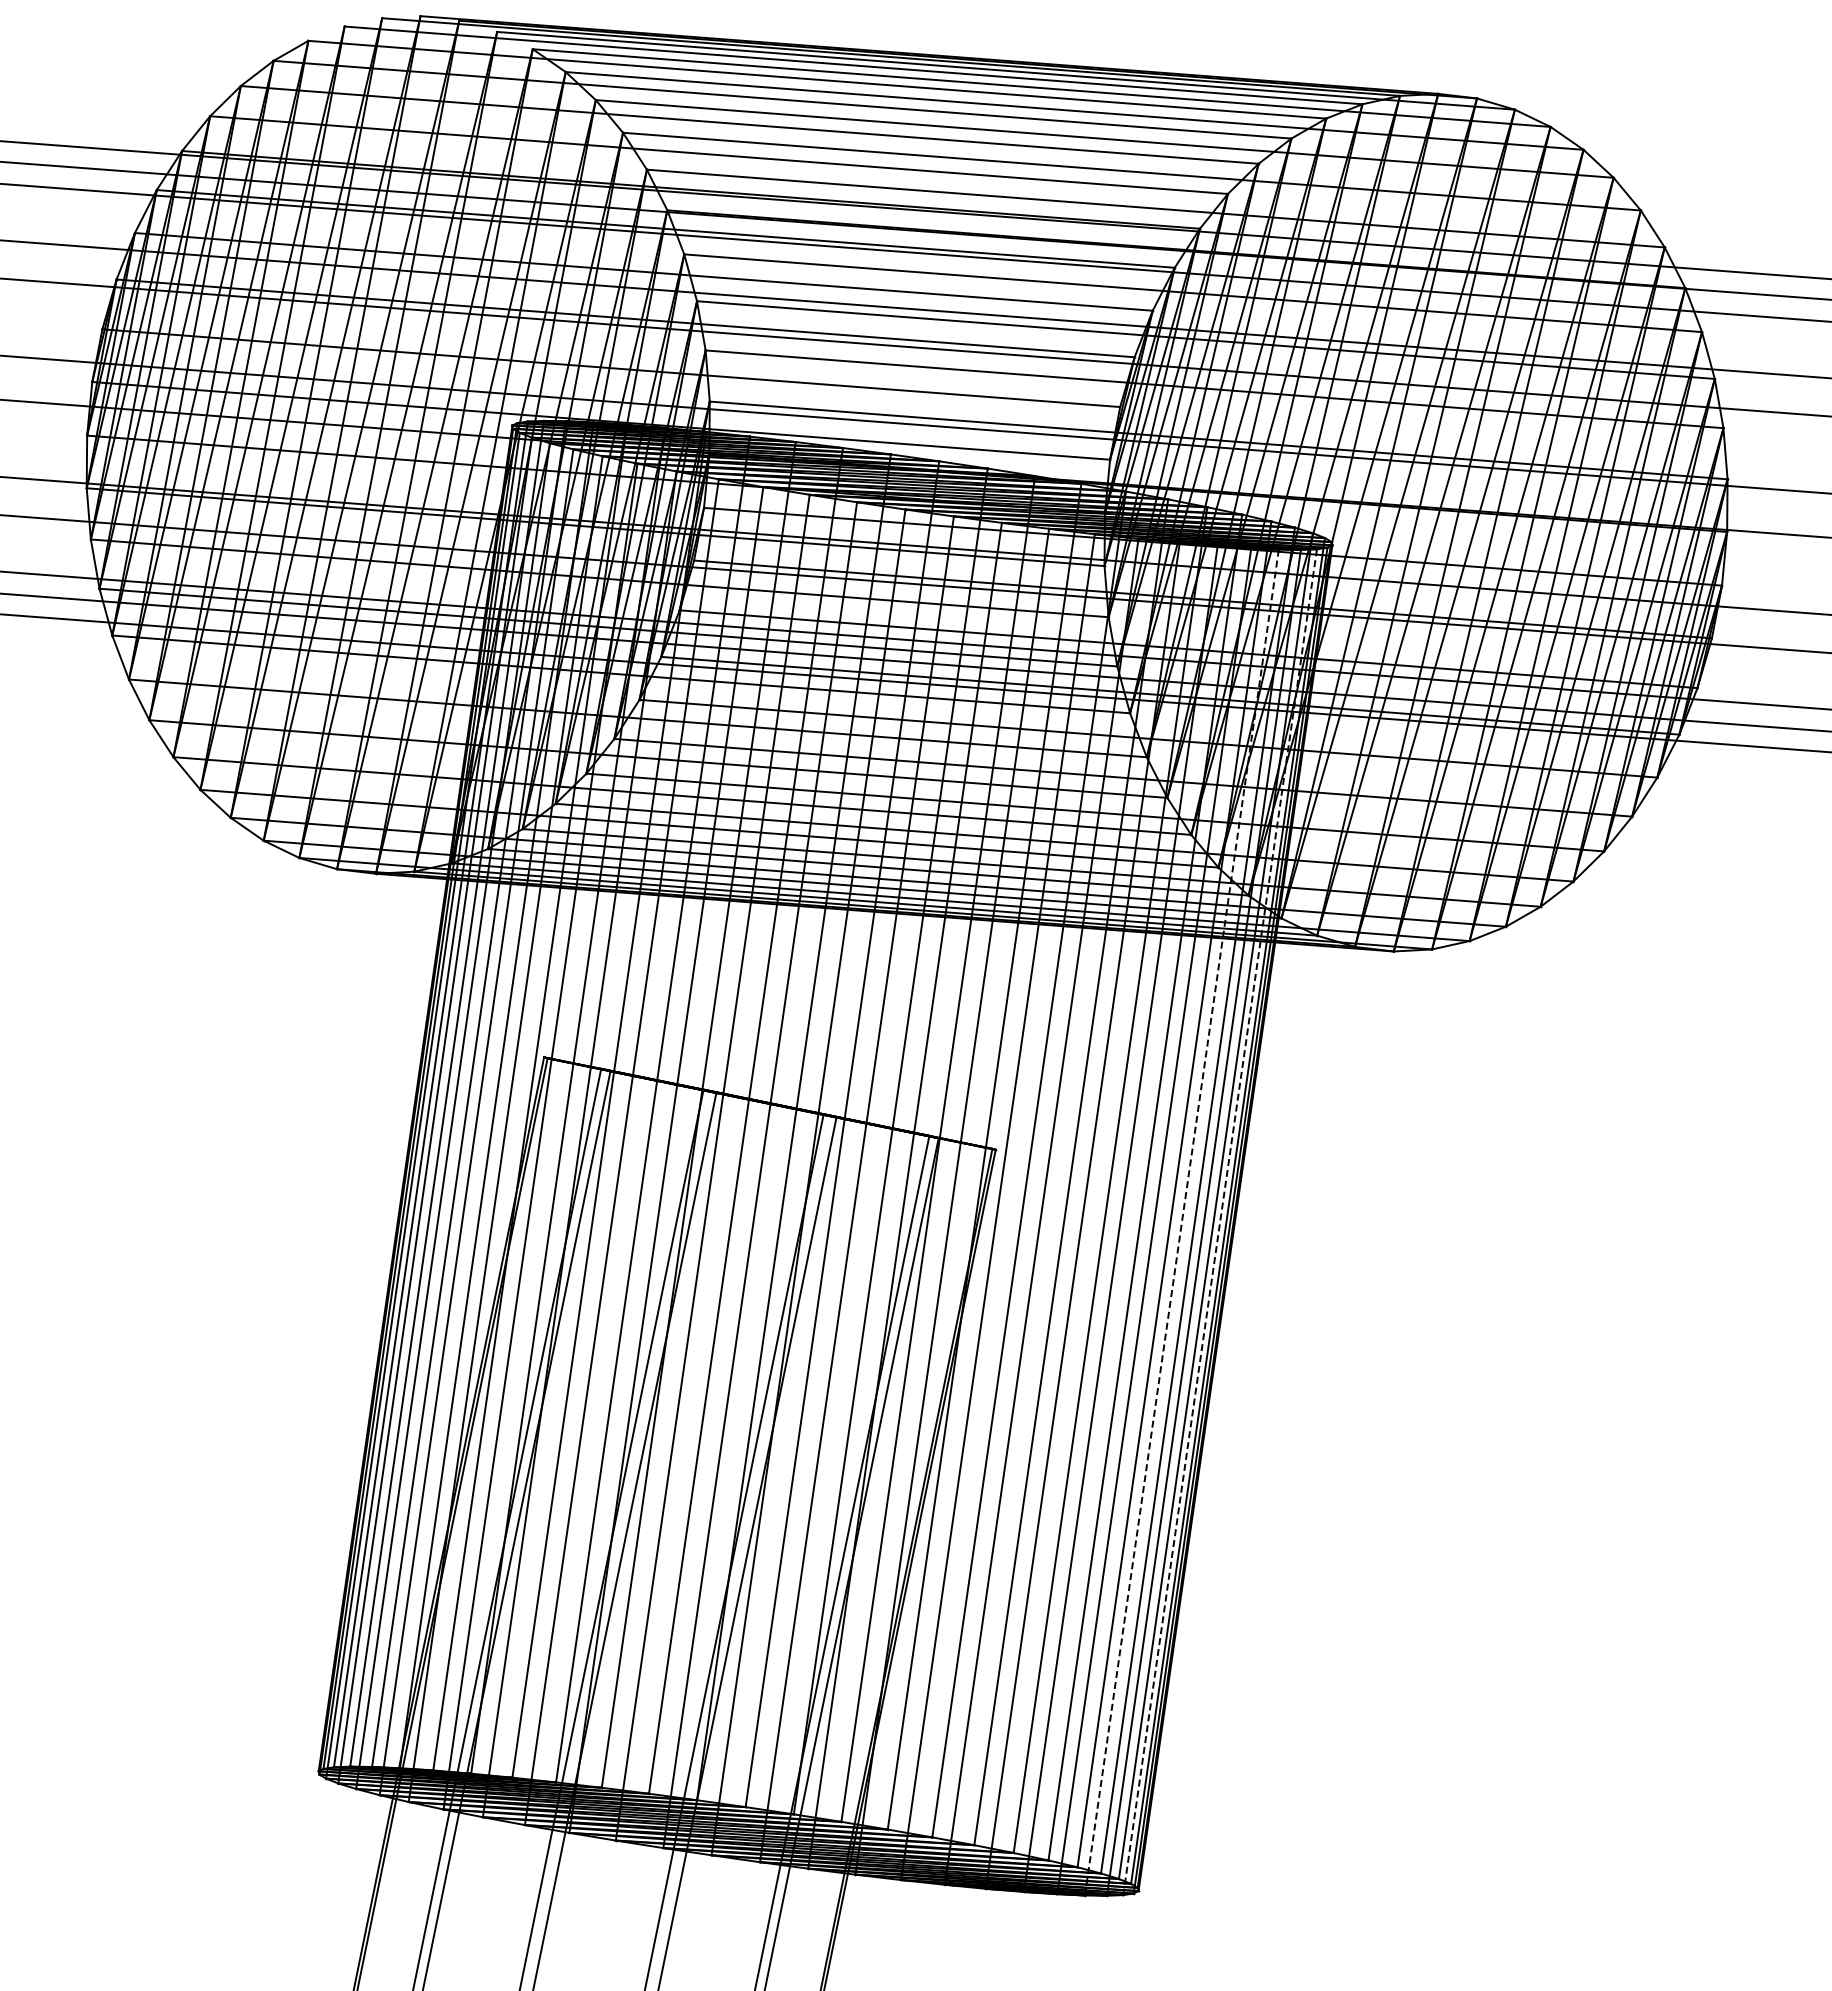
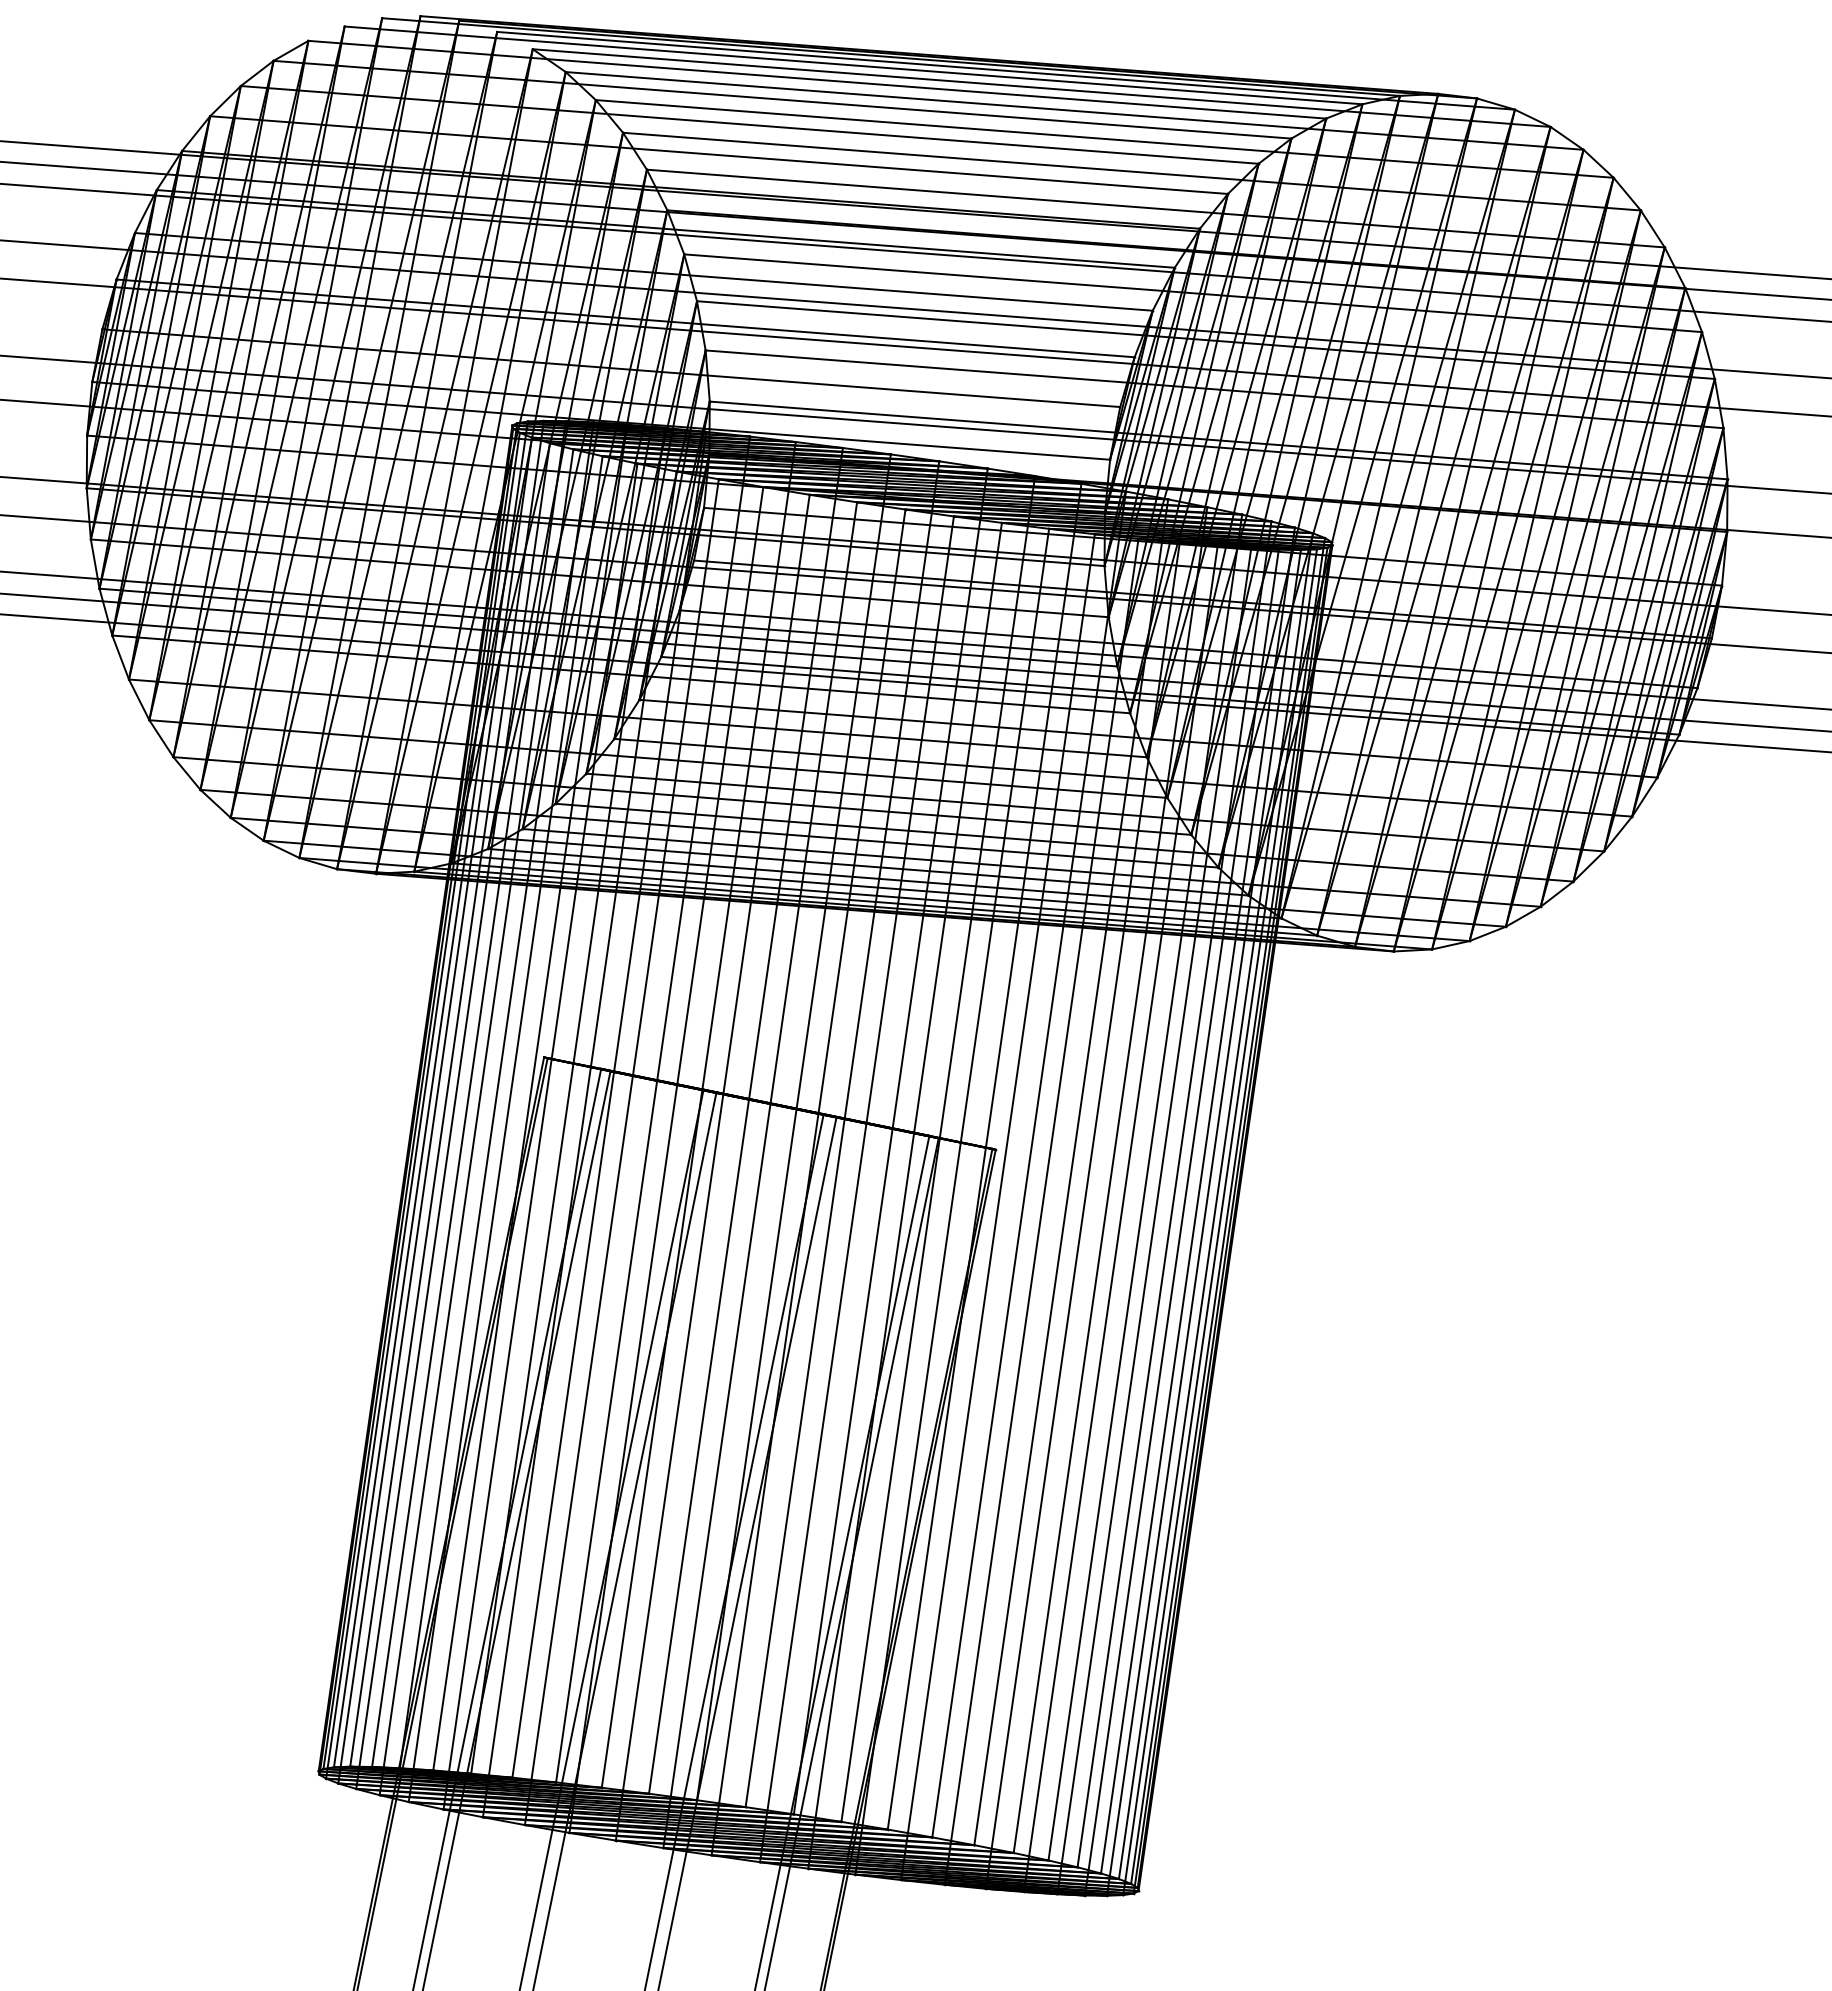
line: dashed -> solid (1181, 1222)
line: dashed -> solid (1220, 1222)
